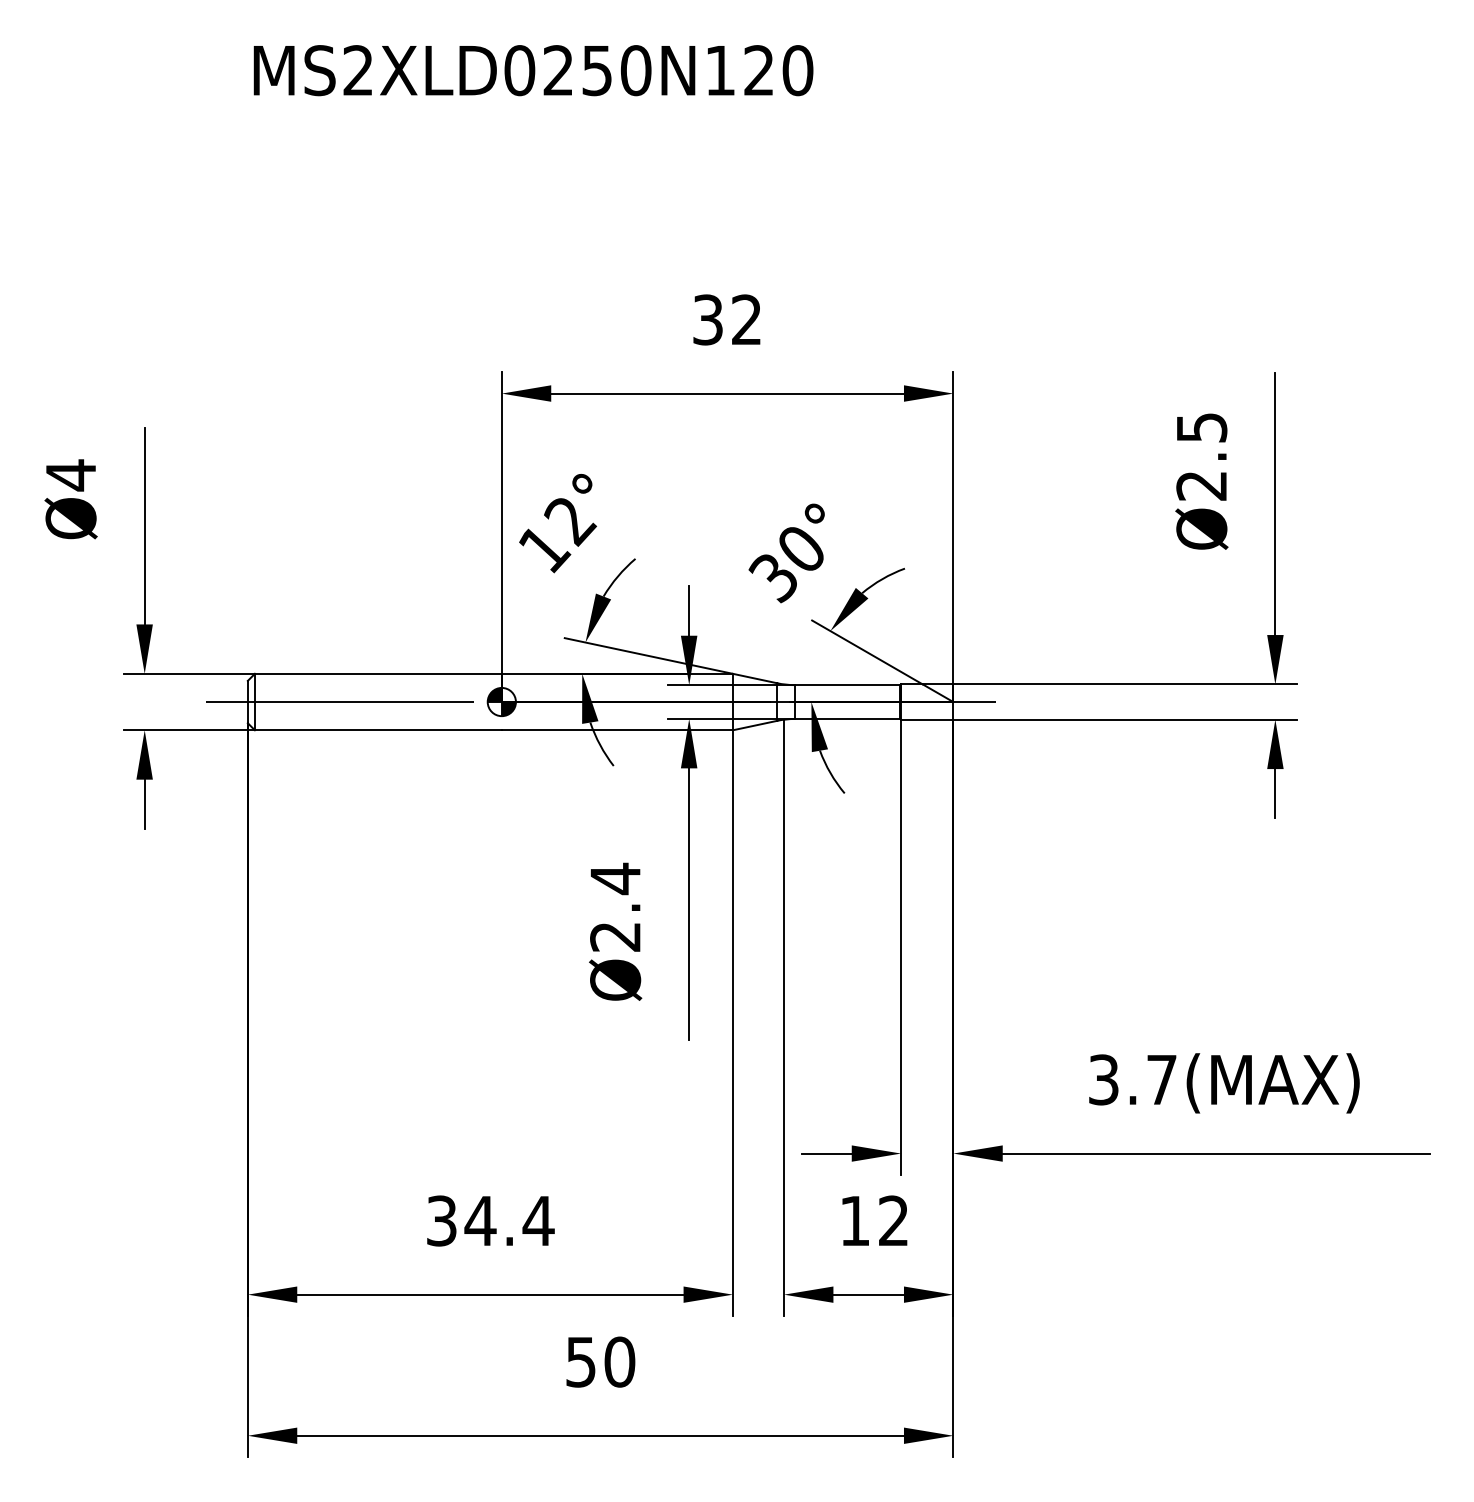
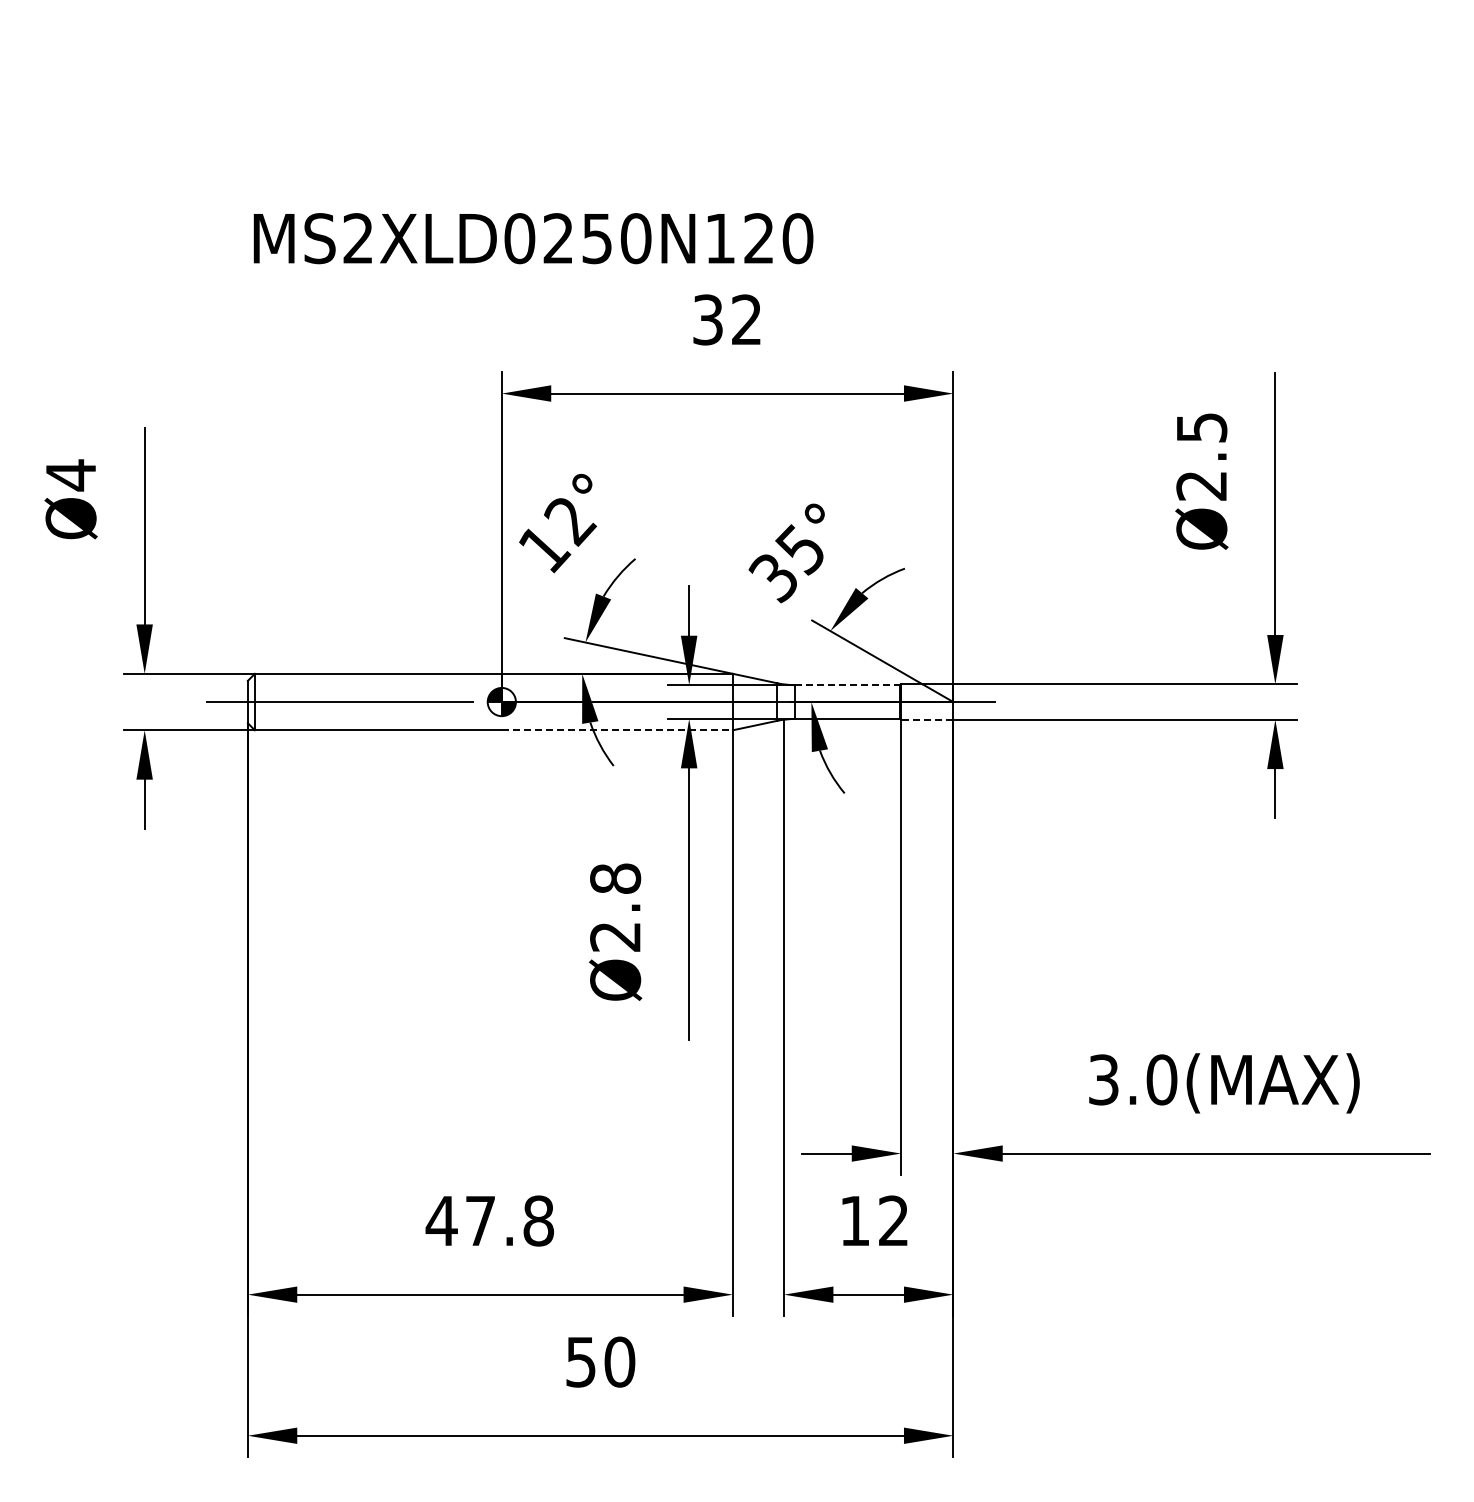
text position: (533, 70) -> (533, 238) (533, 238)
text: 30° -> 35° (799, 549)
line: solid -> dashed (847, 685)
line: solid -> dashed (926, 719)
line: solid -> dashed (617, 730)
text: Ø2.4 -> Ø2.8 (615, 878)
text: 3.7(MAX) -> 3.0(MAX) (1161, 1079)
text: 34.4 -> 47.8 (489, 1220)
